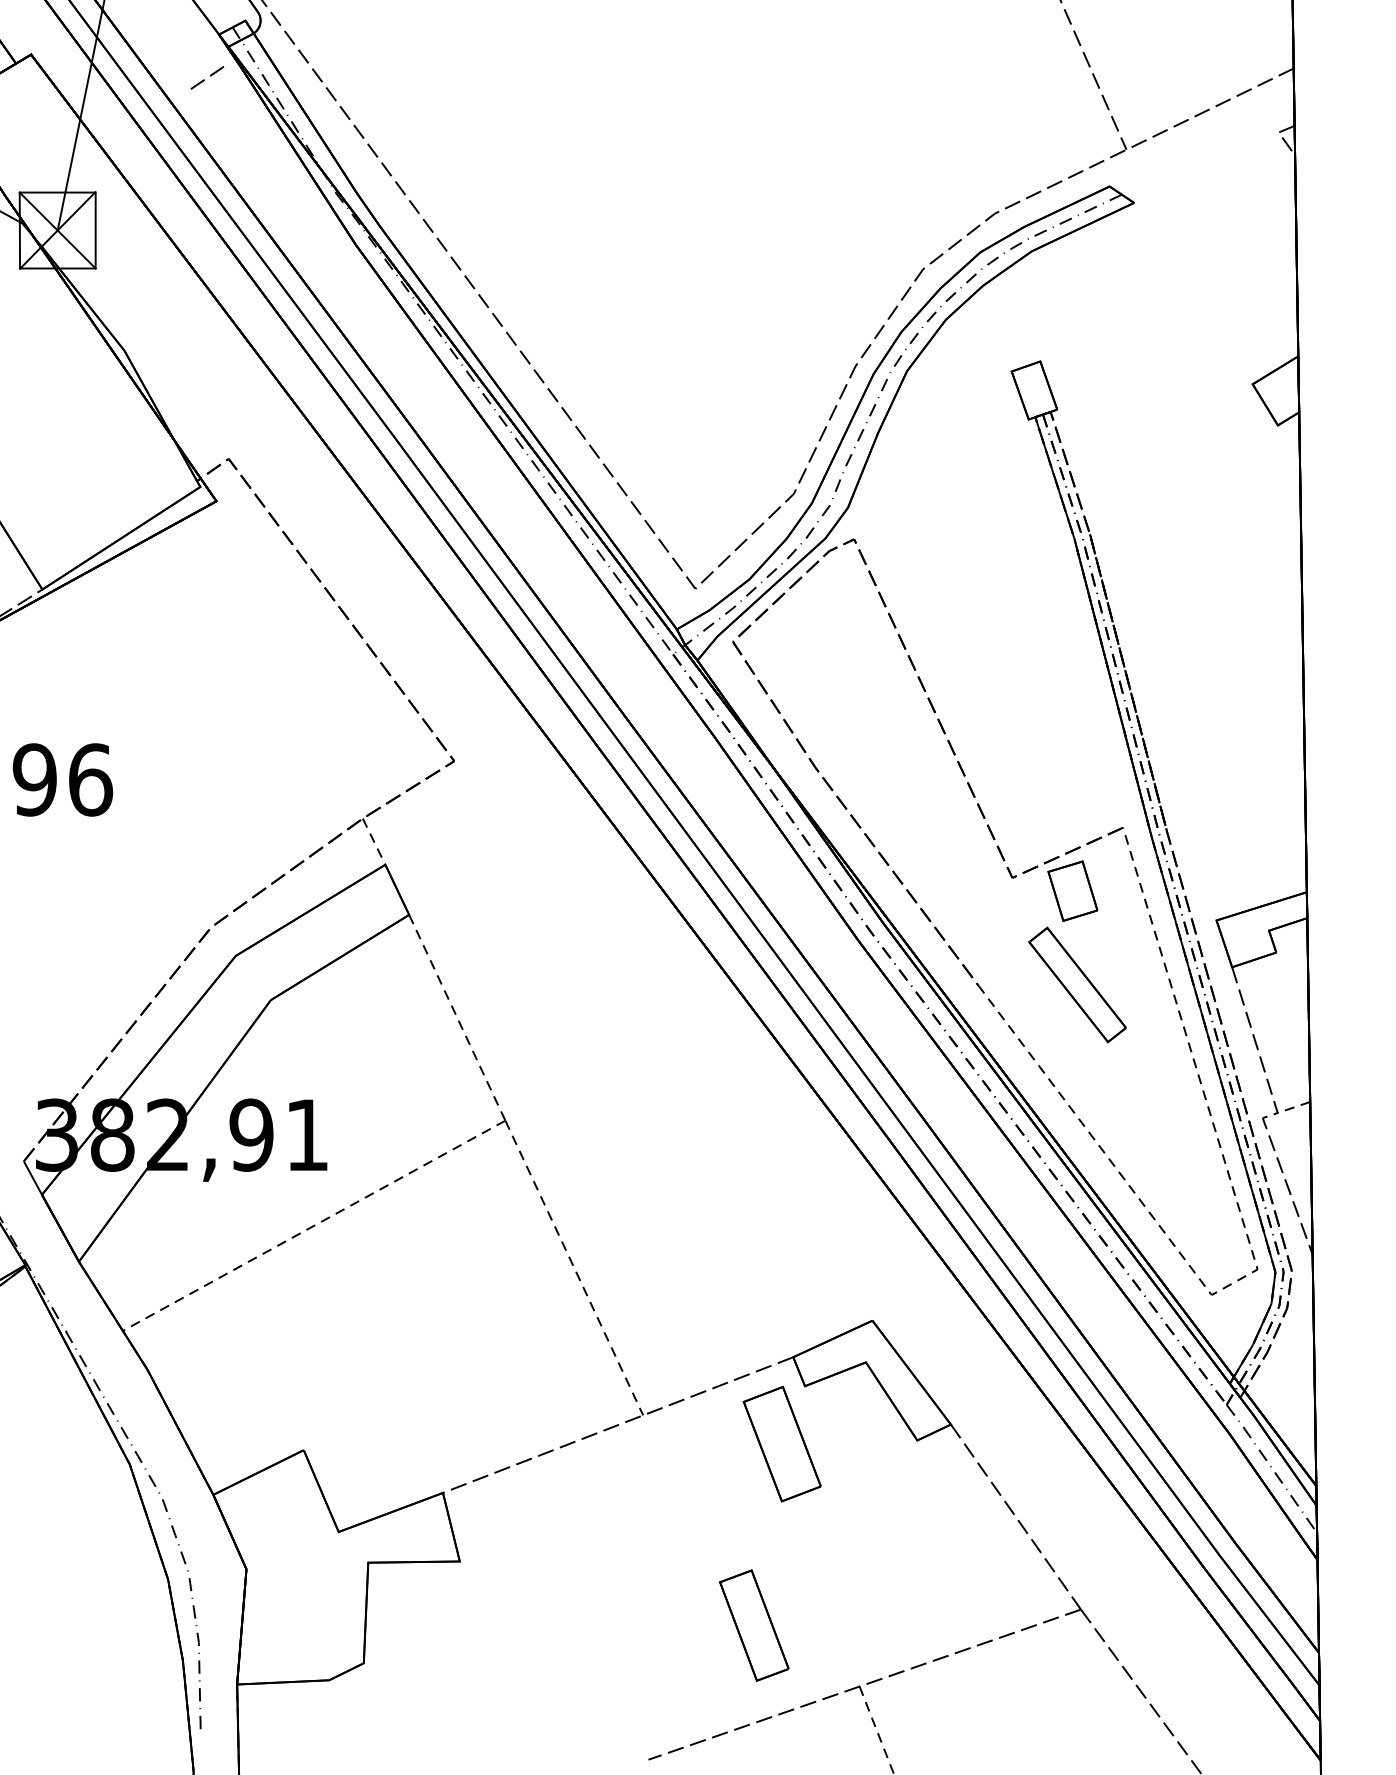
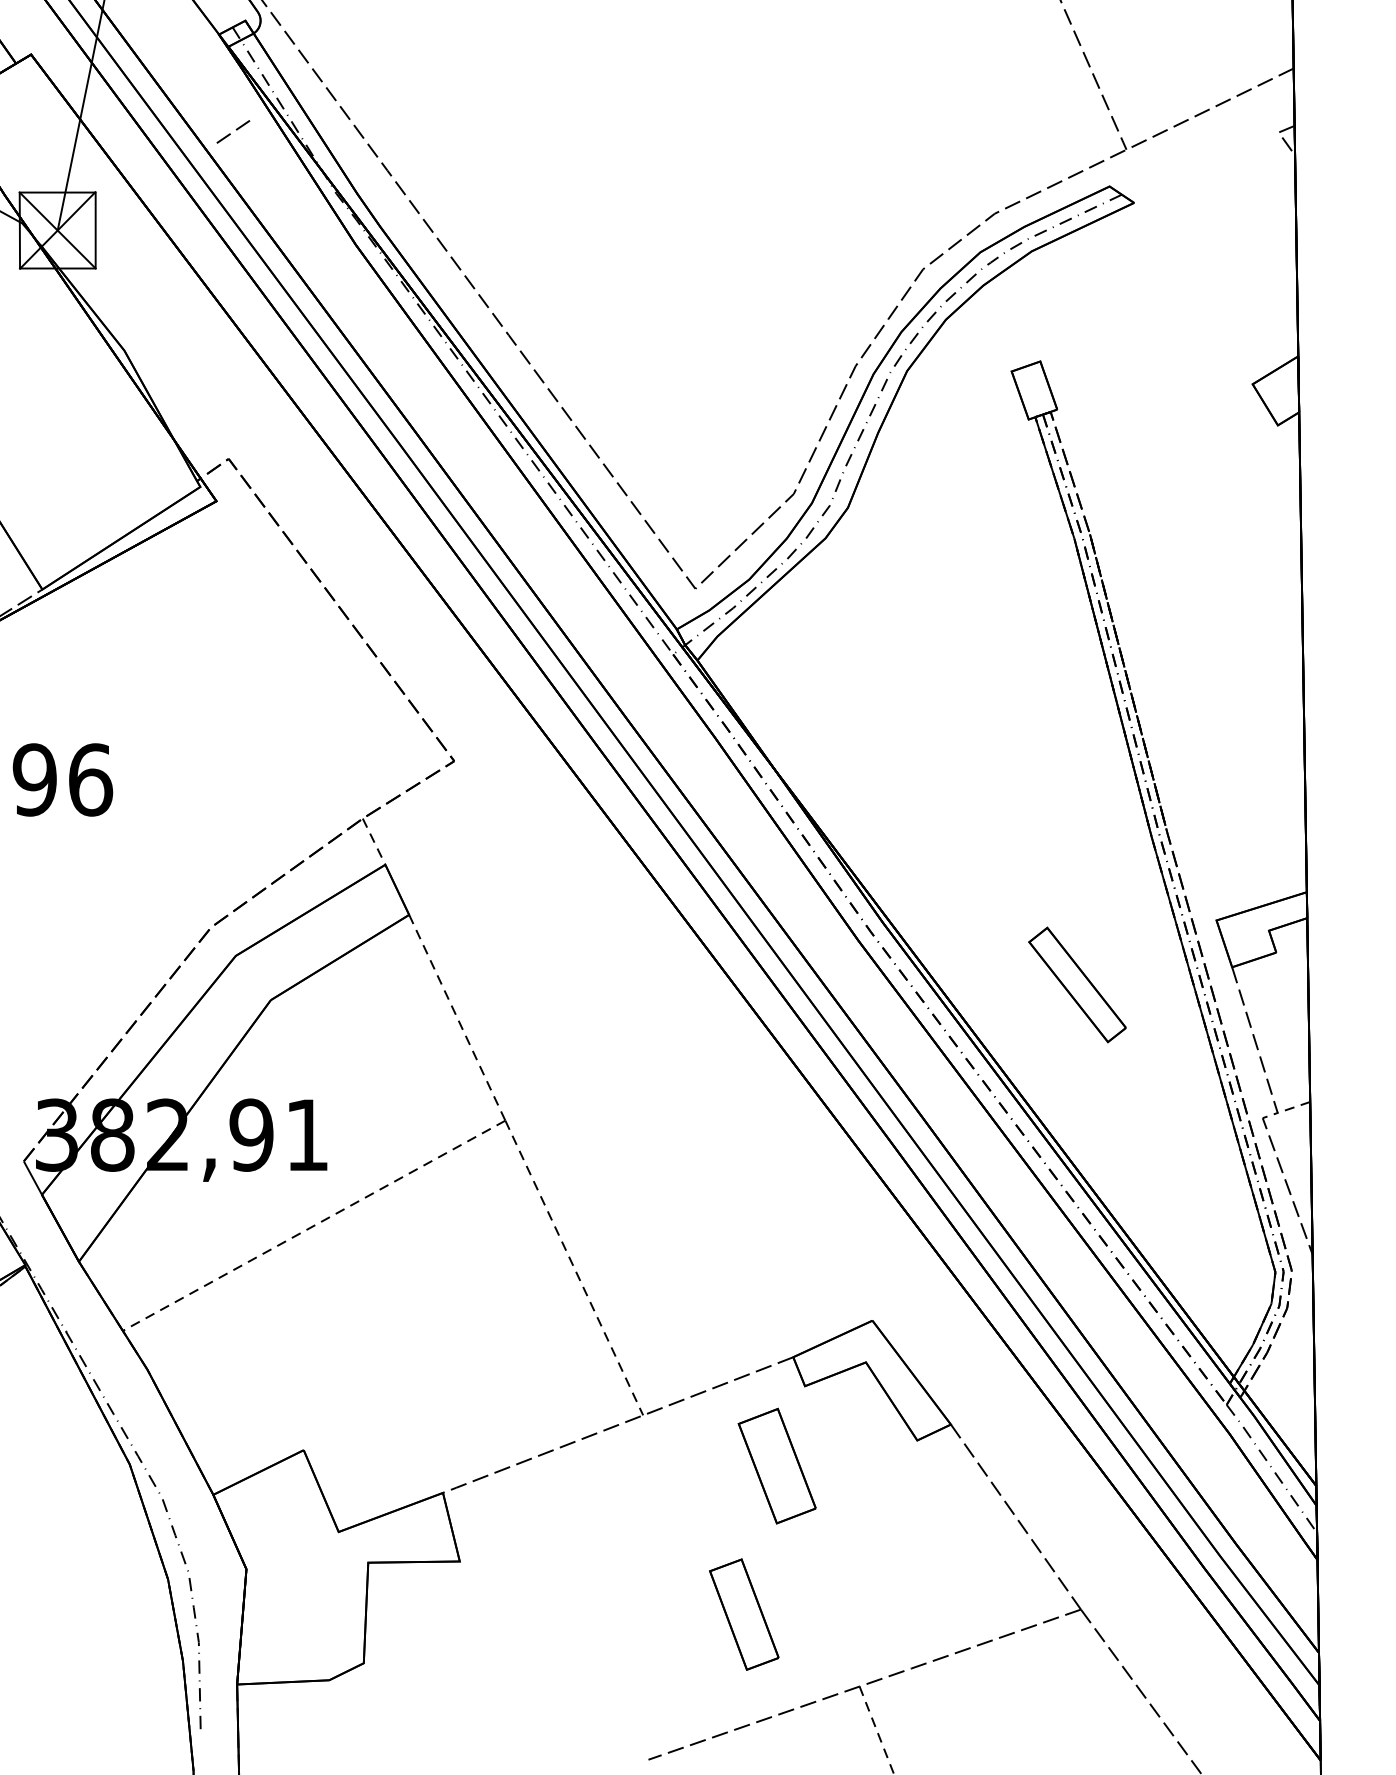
line position: (209, 75) -> (235, 129) (235, 129)
part: present -> none (1011, 878)
part position: (781, 1443) -> (776, 1465) (776, 1465)
part position: (754, 1625) -> (744, 1614) (744, 1614)
